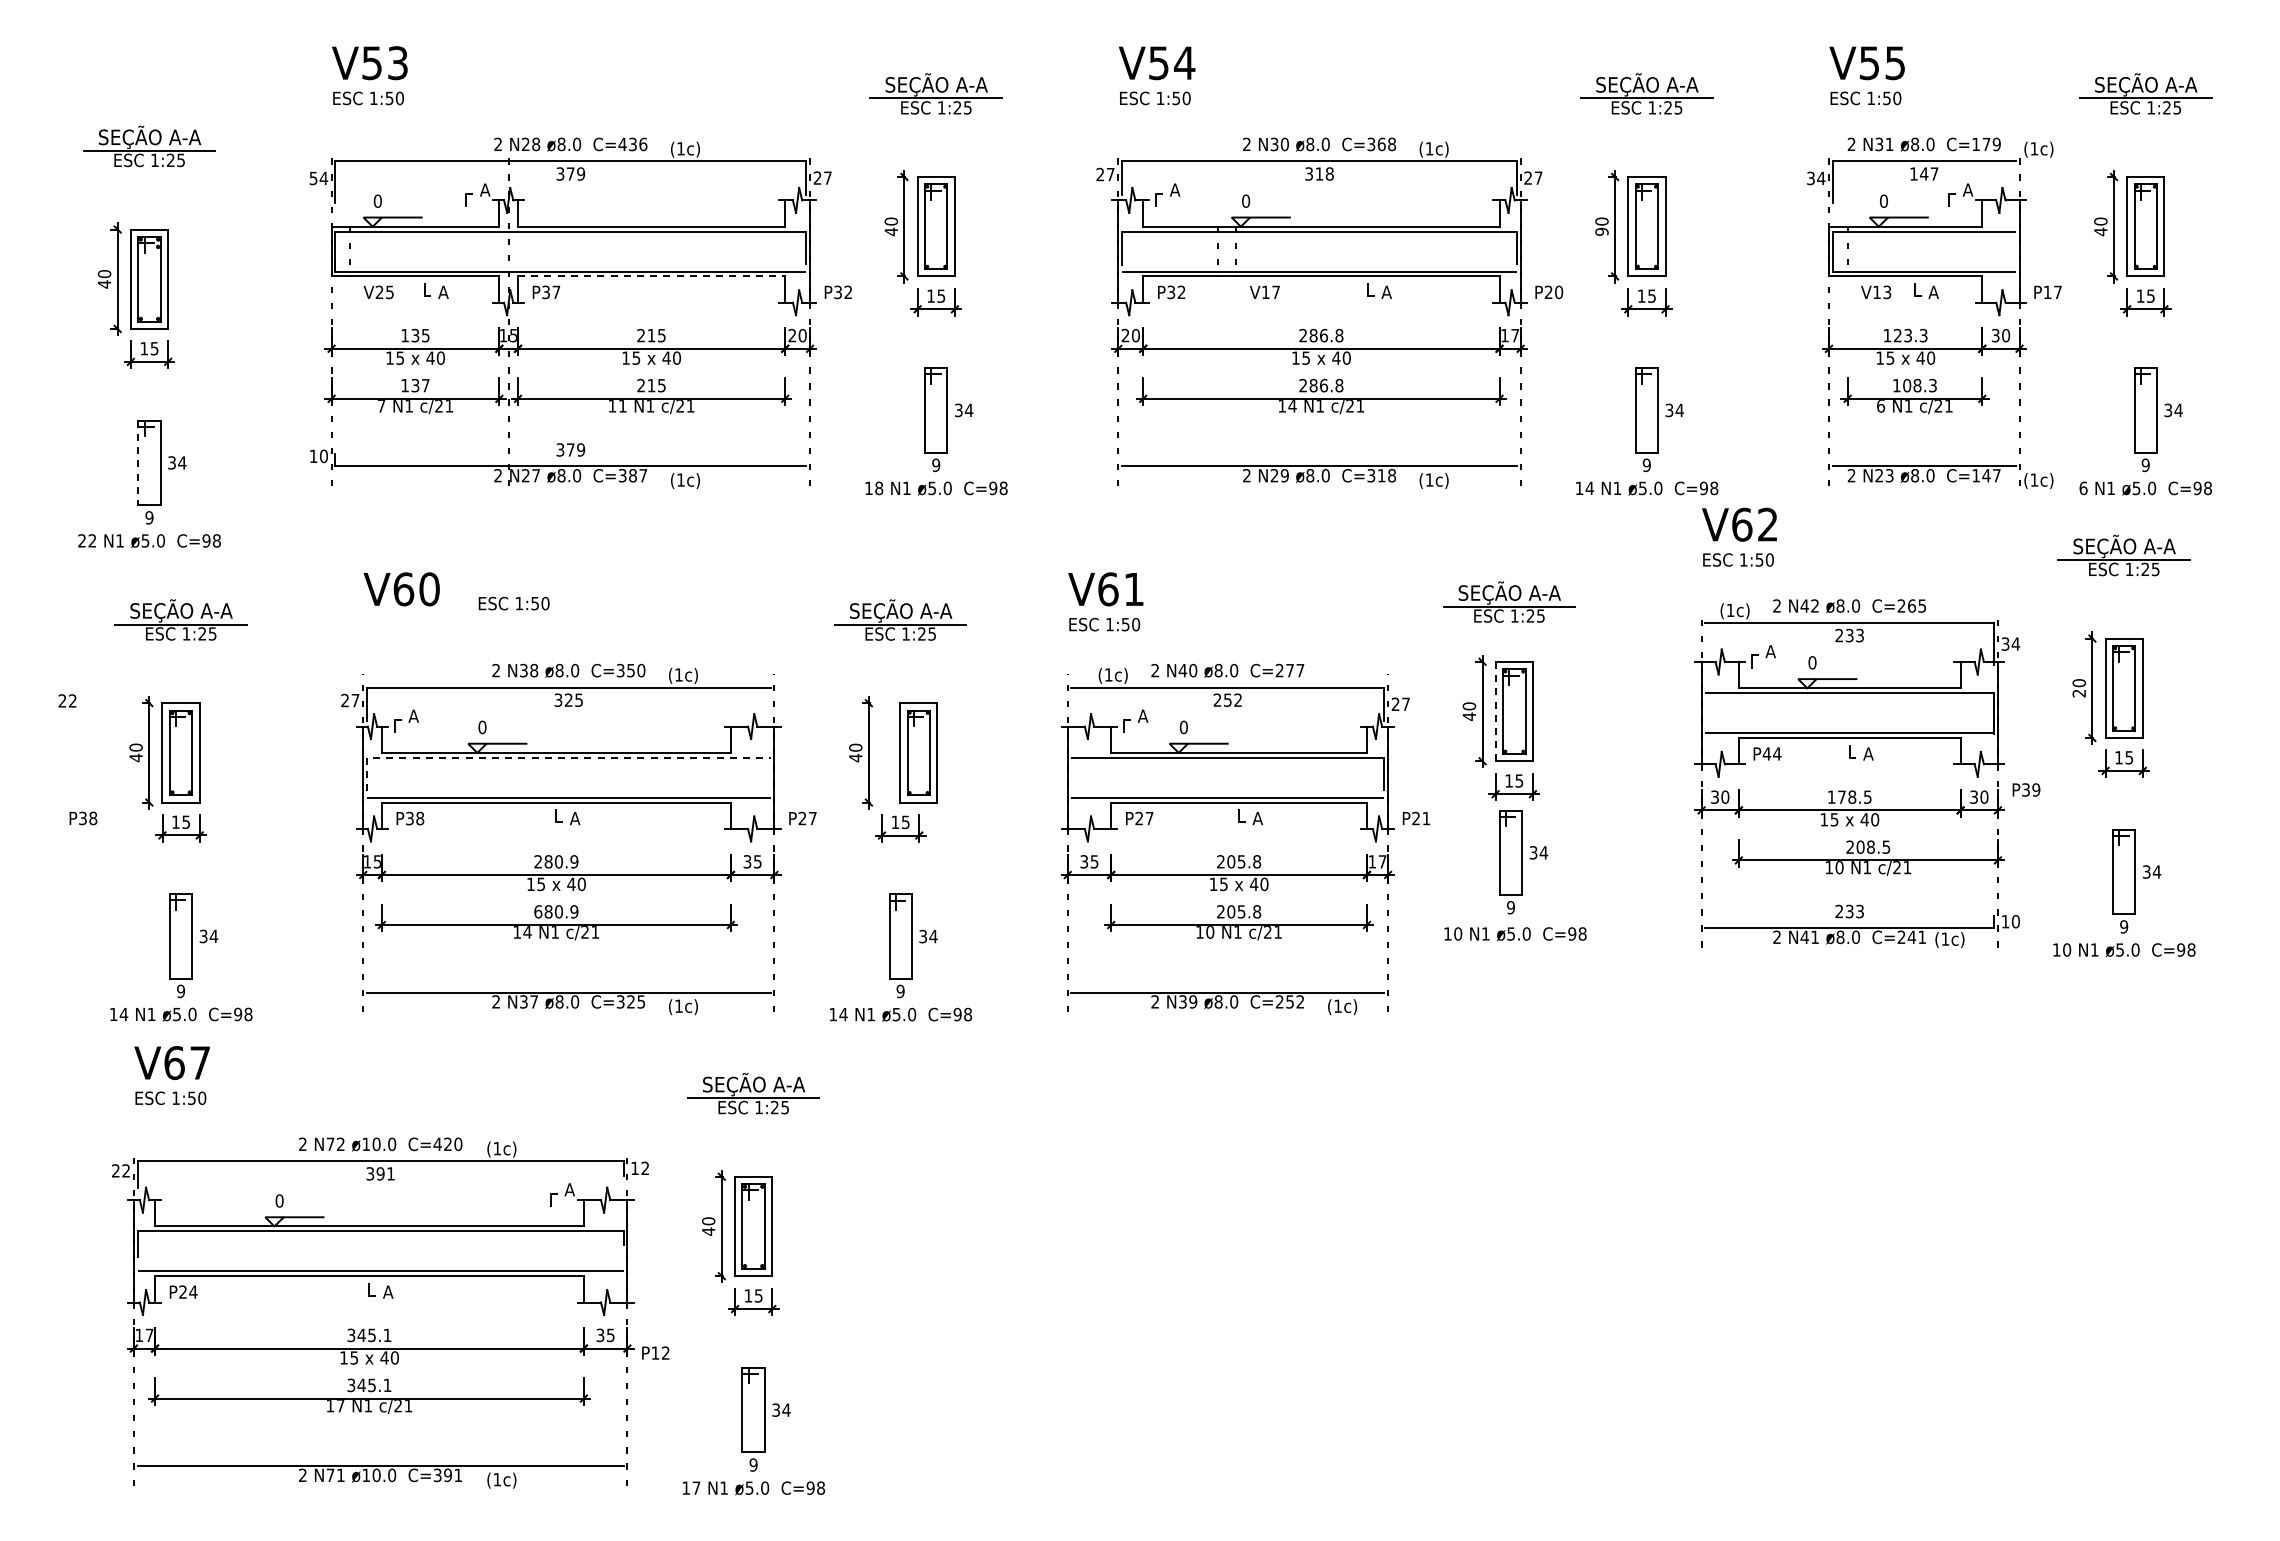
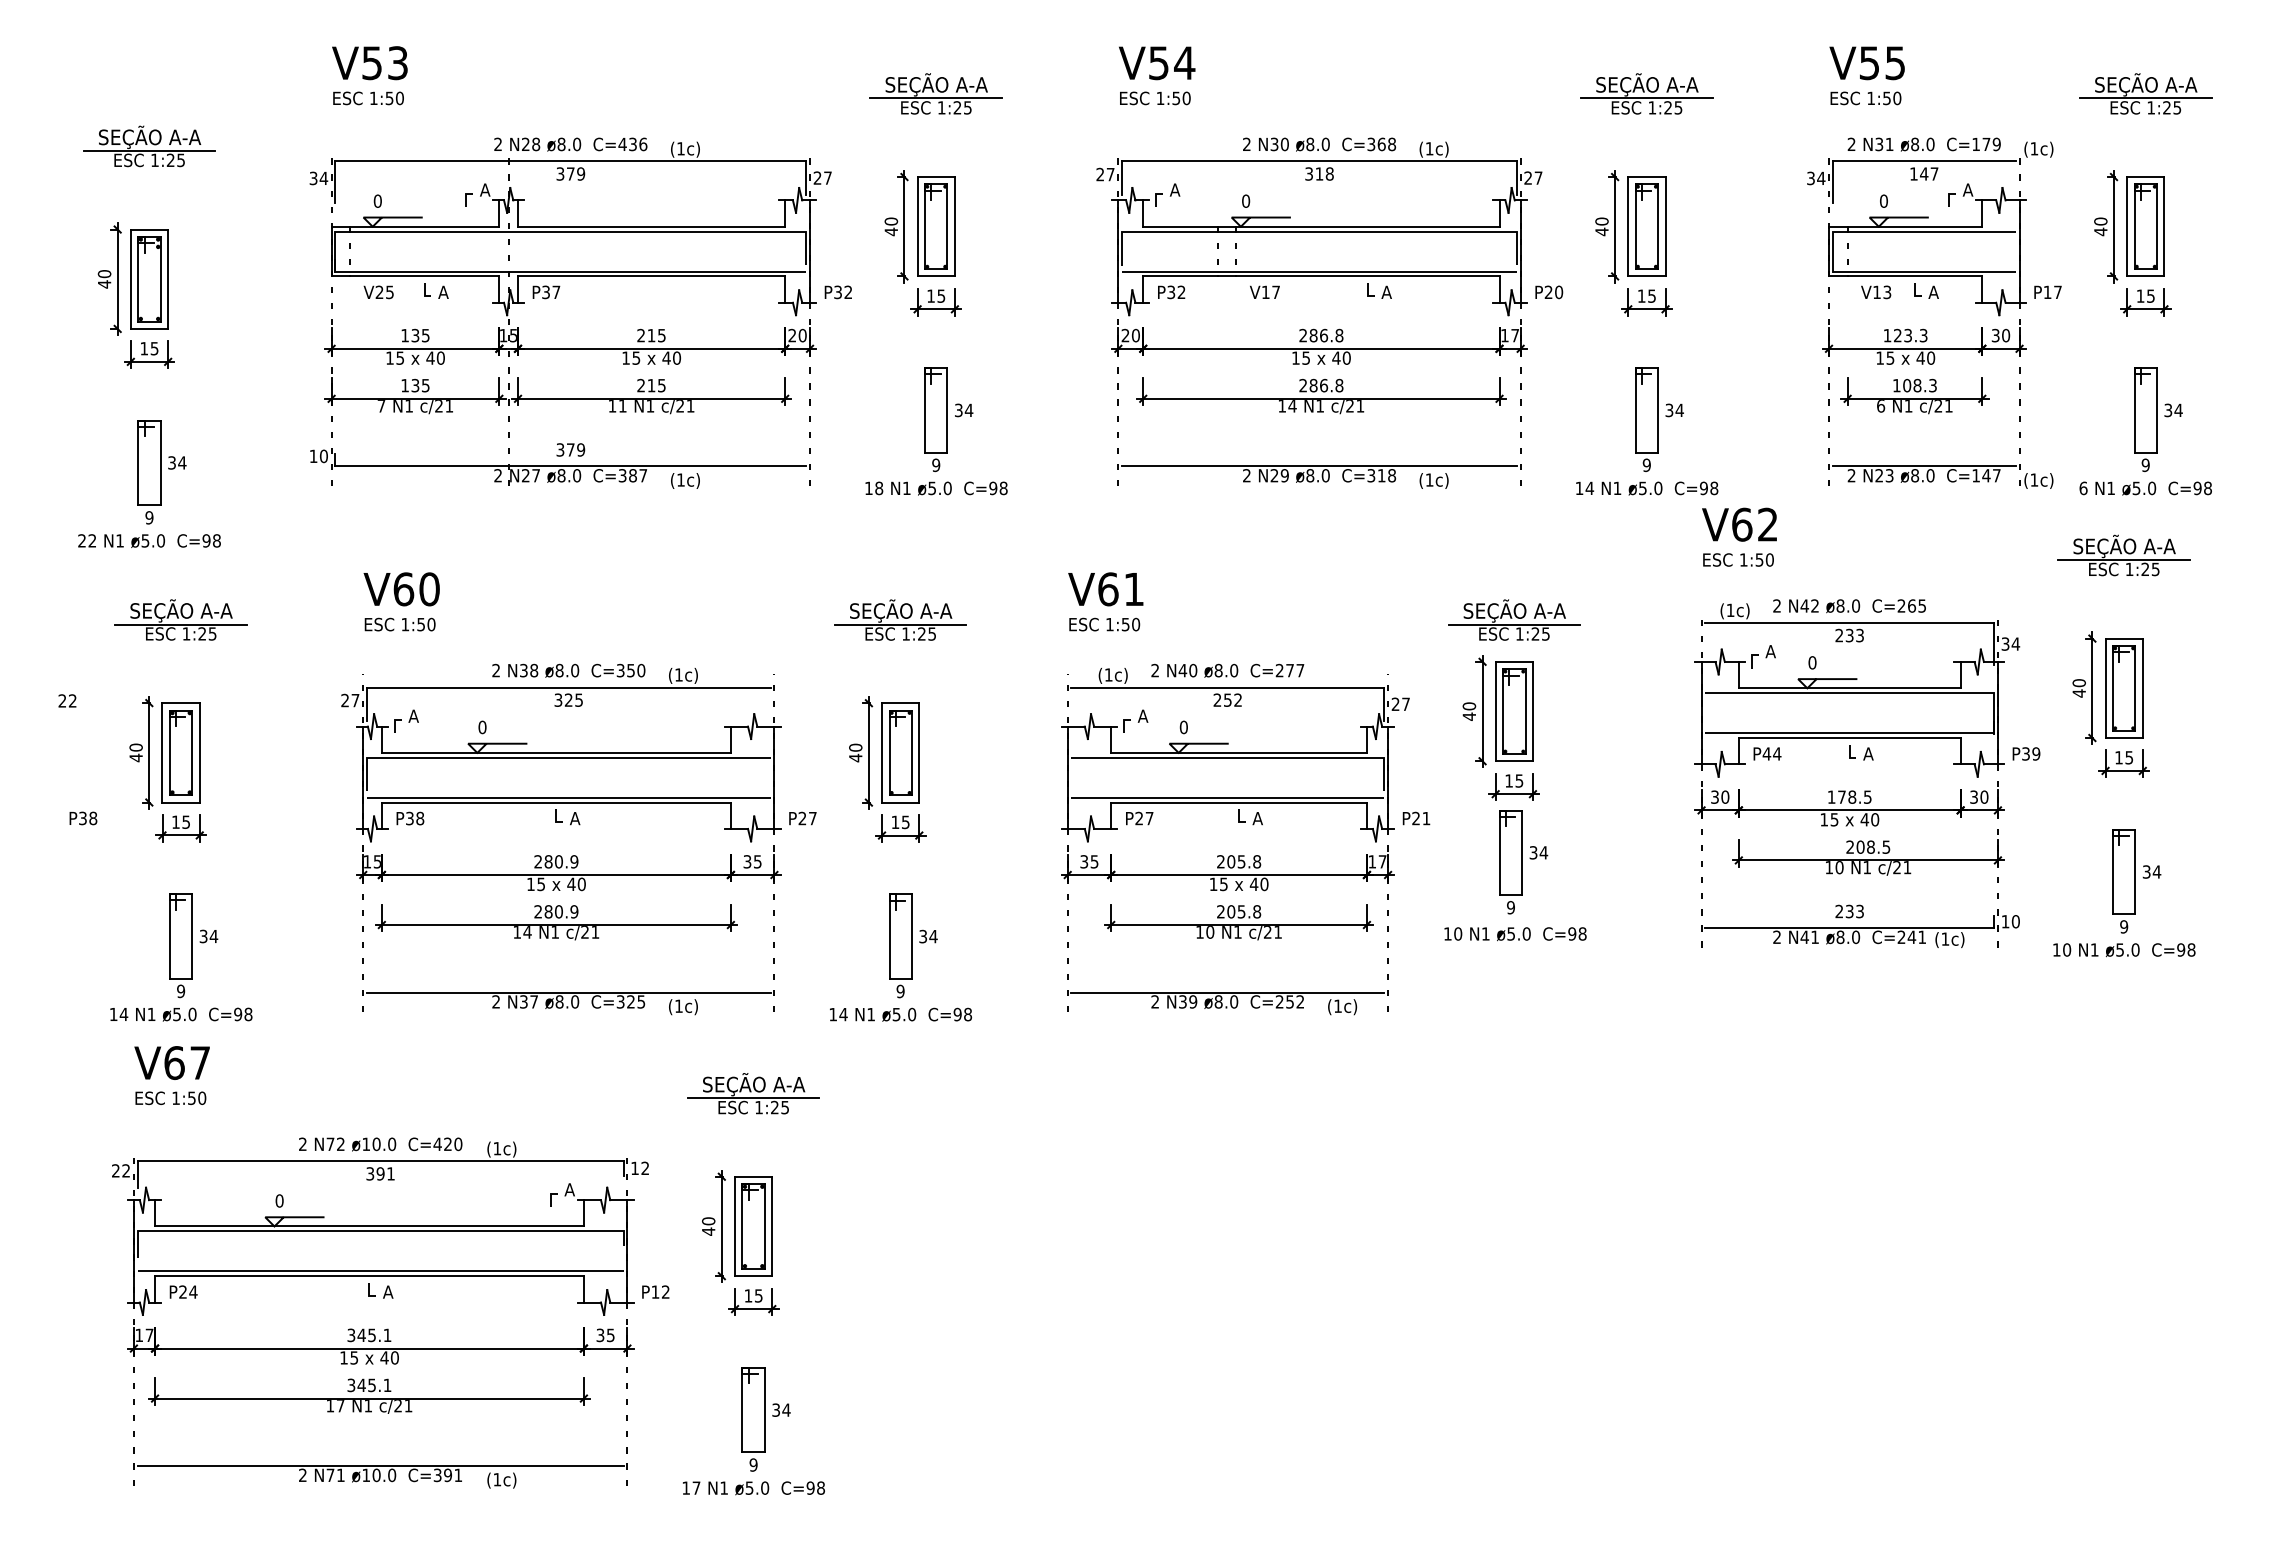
text: 54 -> 34 (313, 177)
text: 90 -> 40 (1601, 231)
line: dashed -> solid (651, 276)
text: 137 -> 135 (425, 385)
line: dashed -> solid (138, 463)
part position: (1509, 601) -> (1514, 619) (1514, 619)
text position: (513, 603) -> (399, 624) (399, 624)
text: 20 -> 40 (2078, 693)
line: dashed -> solid (1495, 711)
part position: (918, 752) -> (900, 752) (900, 752)
line: dashed -> solid (551, 757)
text position: (2026, 789) -> (2026, 753) (2026, 753)
text: 680.9 -> 280.9 (538, 911)
text position: (655, 1352) -> (655, 1291) (655, 1291)
